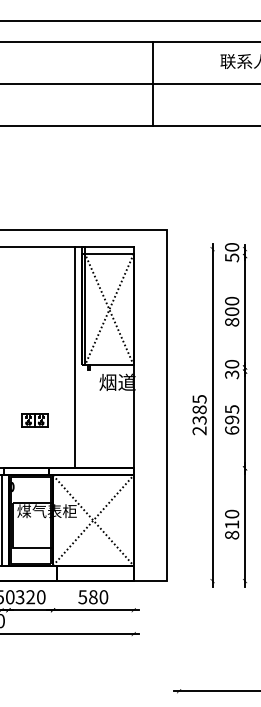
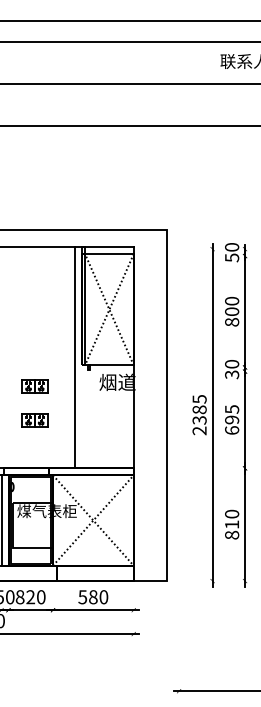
line: present -> none (152, 84)
part: none -> present (34, 386)
text: 320 -> 820 (19, 597)
